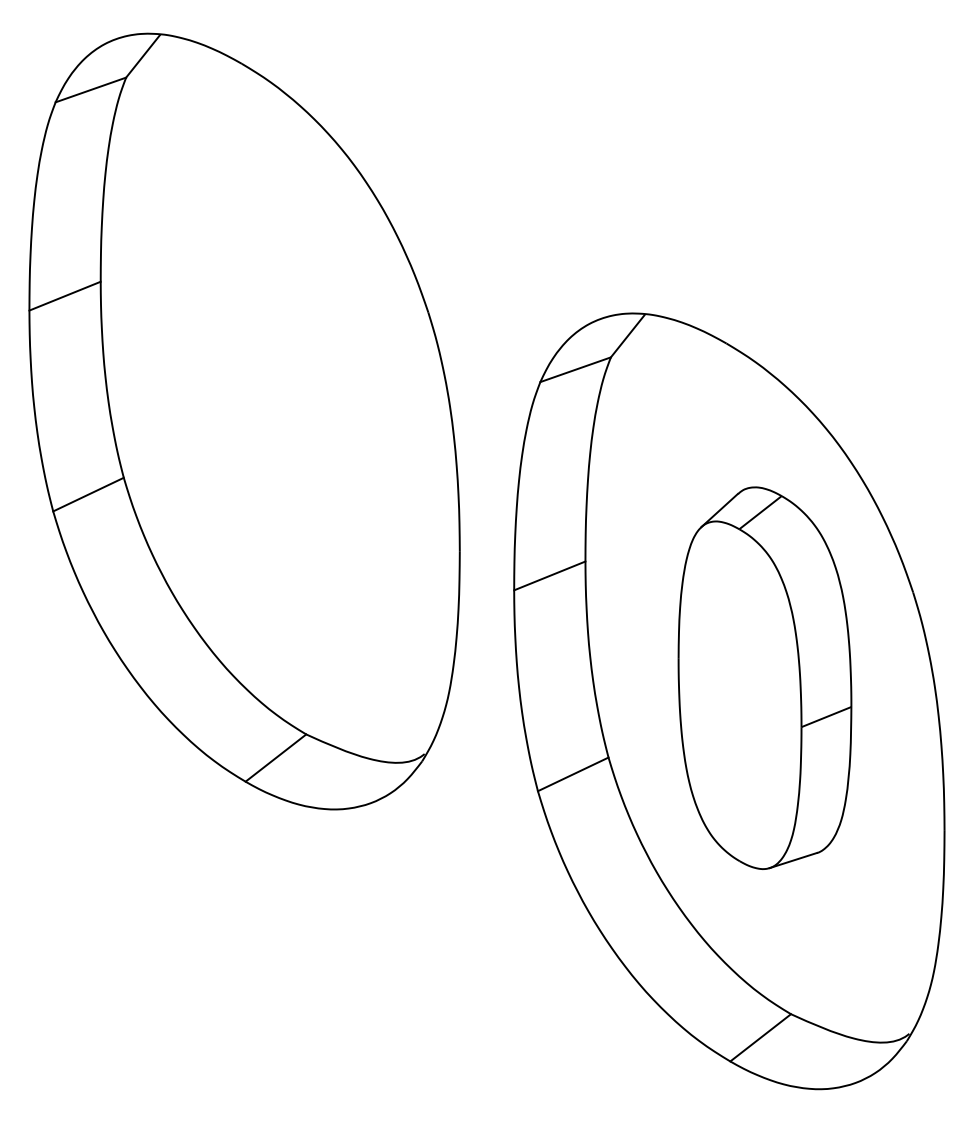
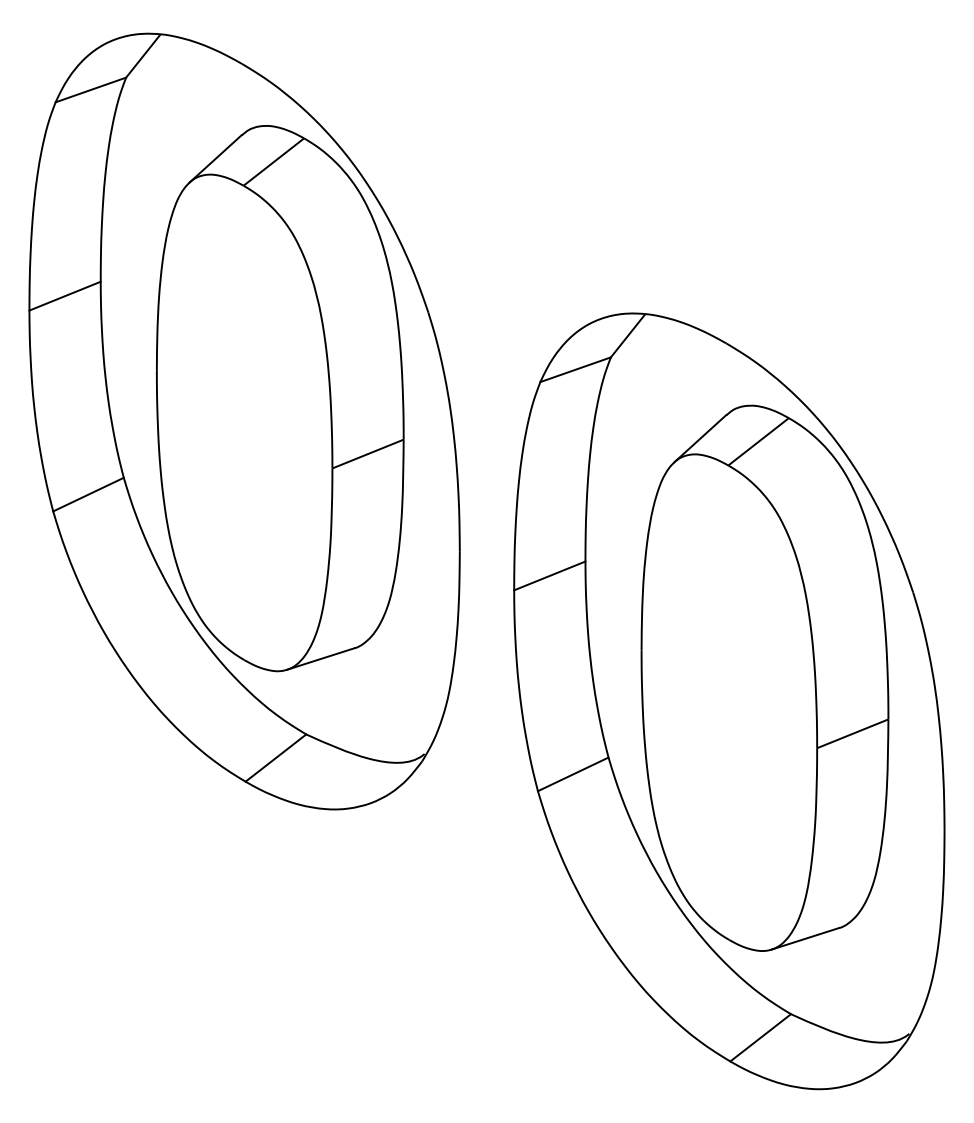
part: none -> present (280, 398)
part size: 176x384 px -> 250x548 px (764, 677)
